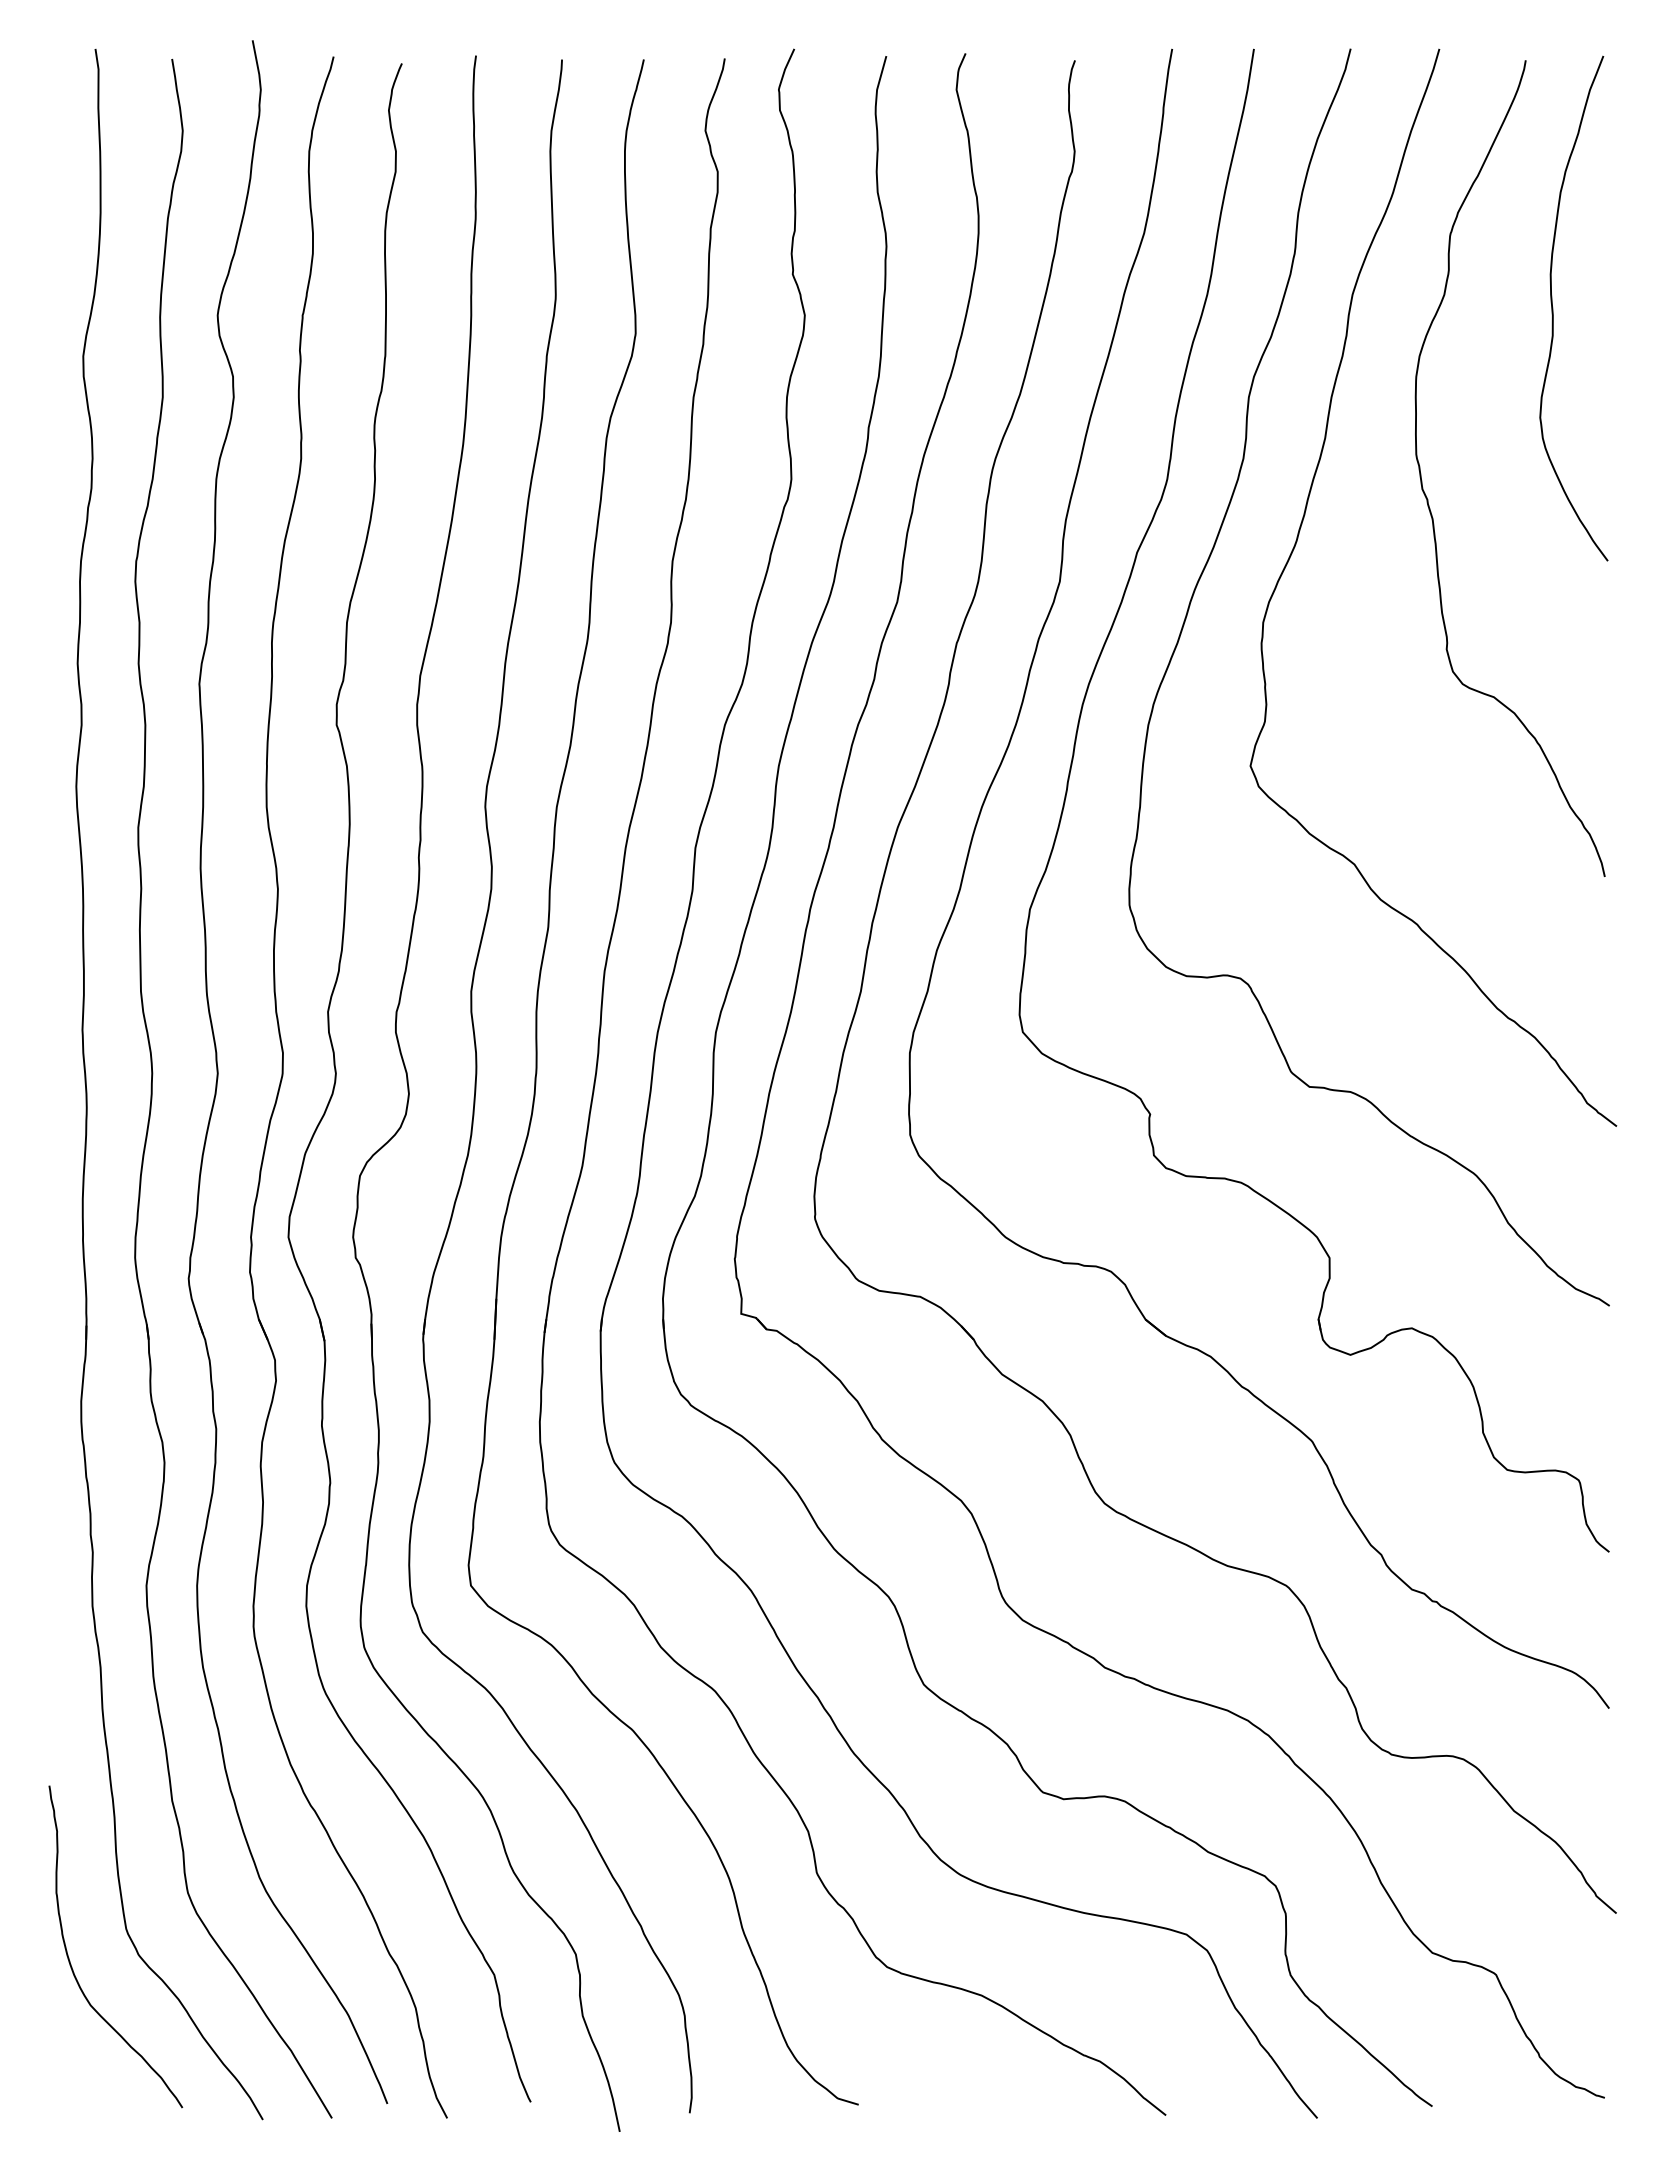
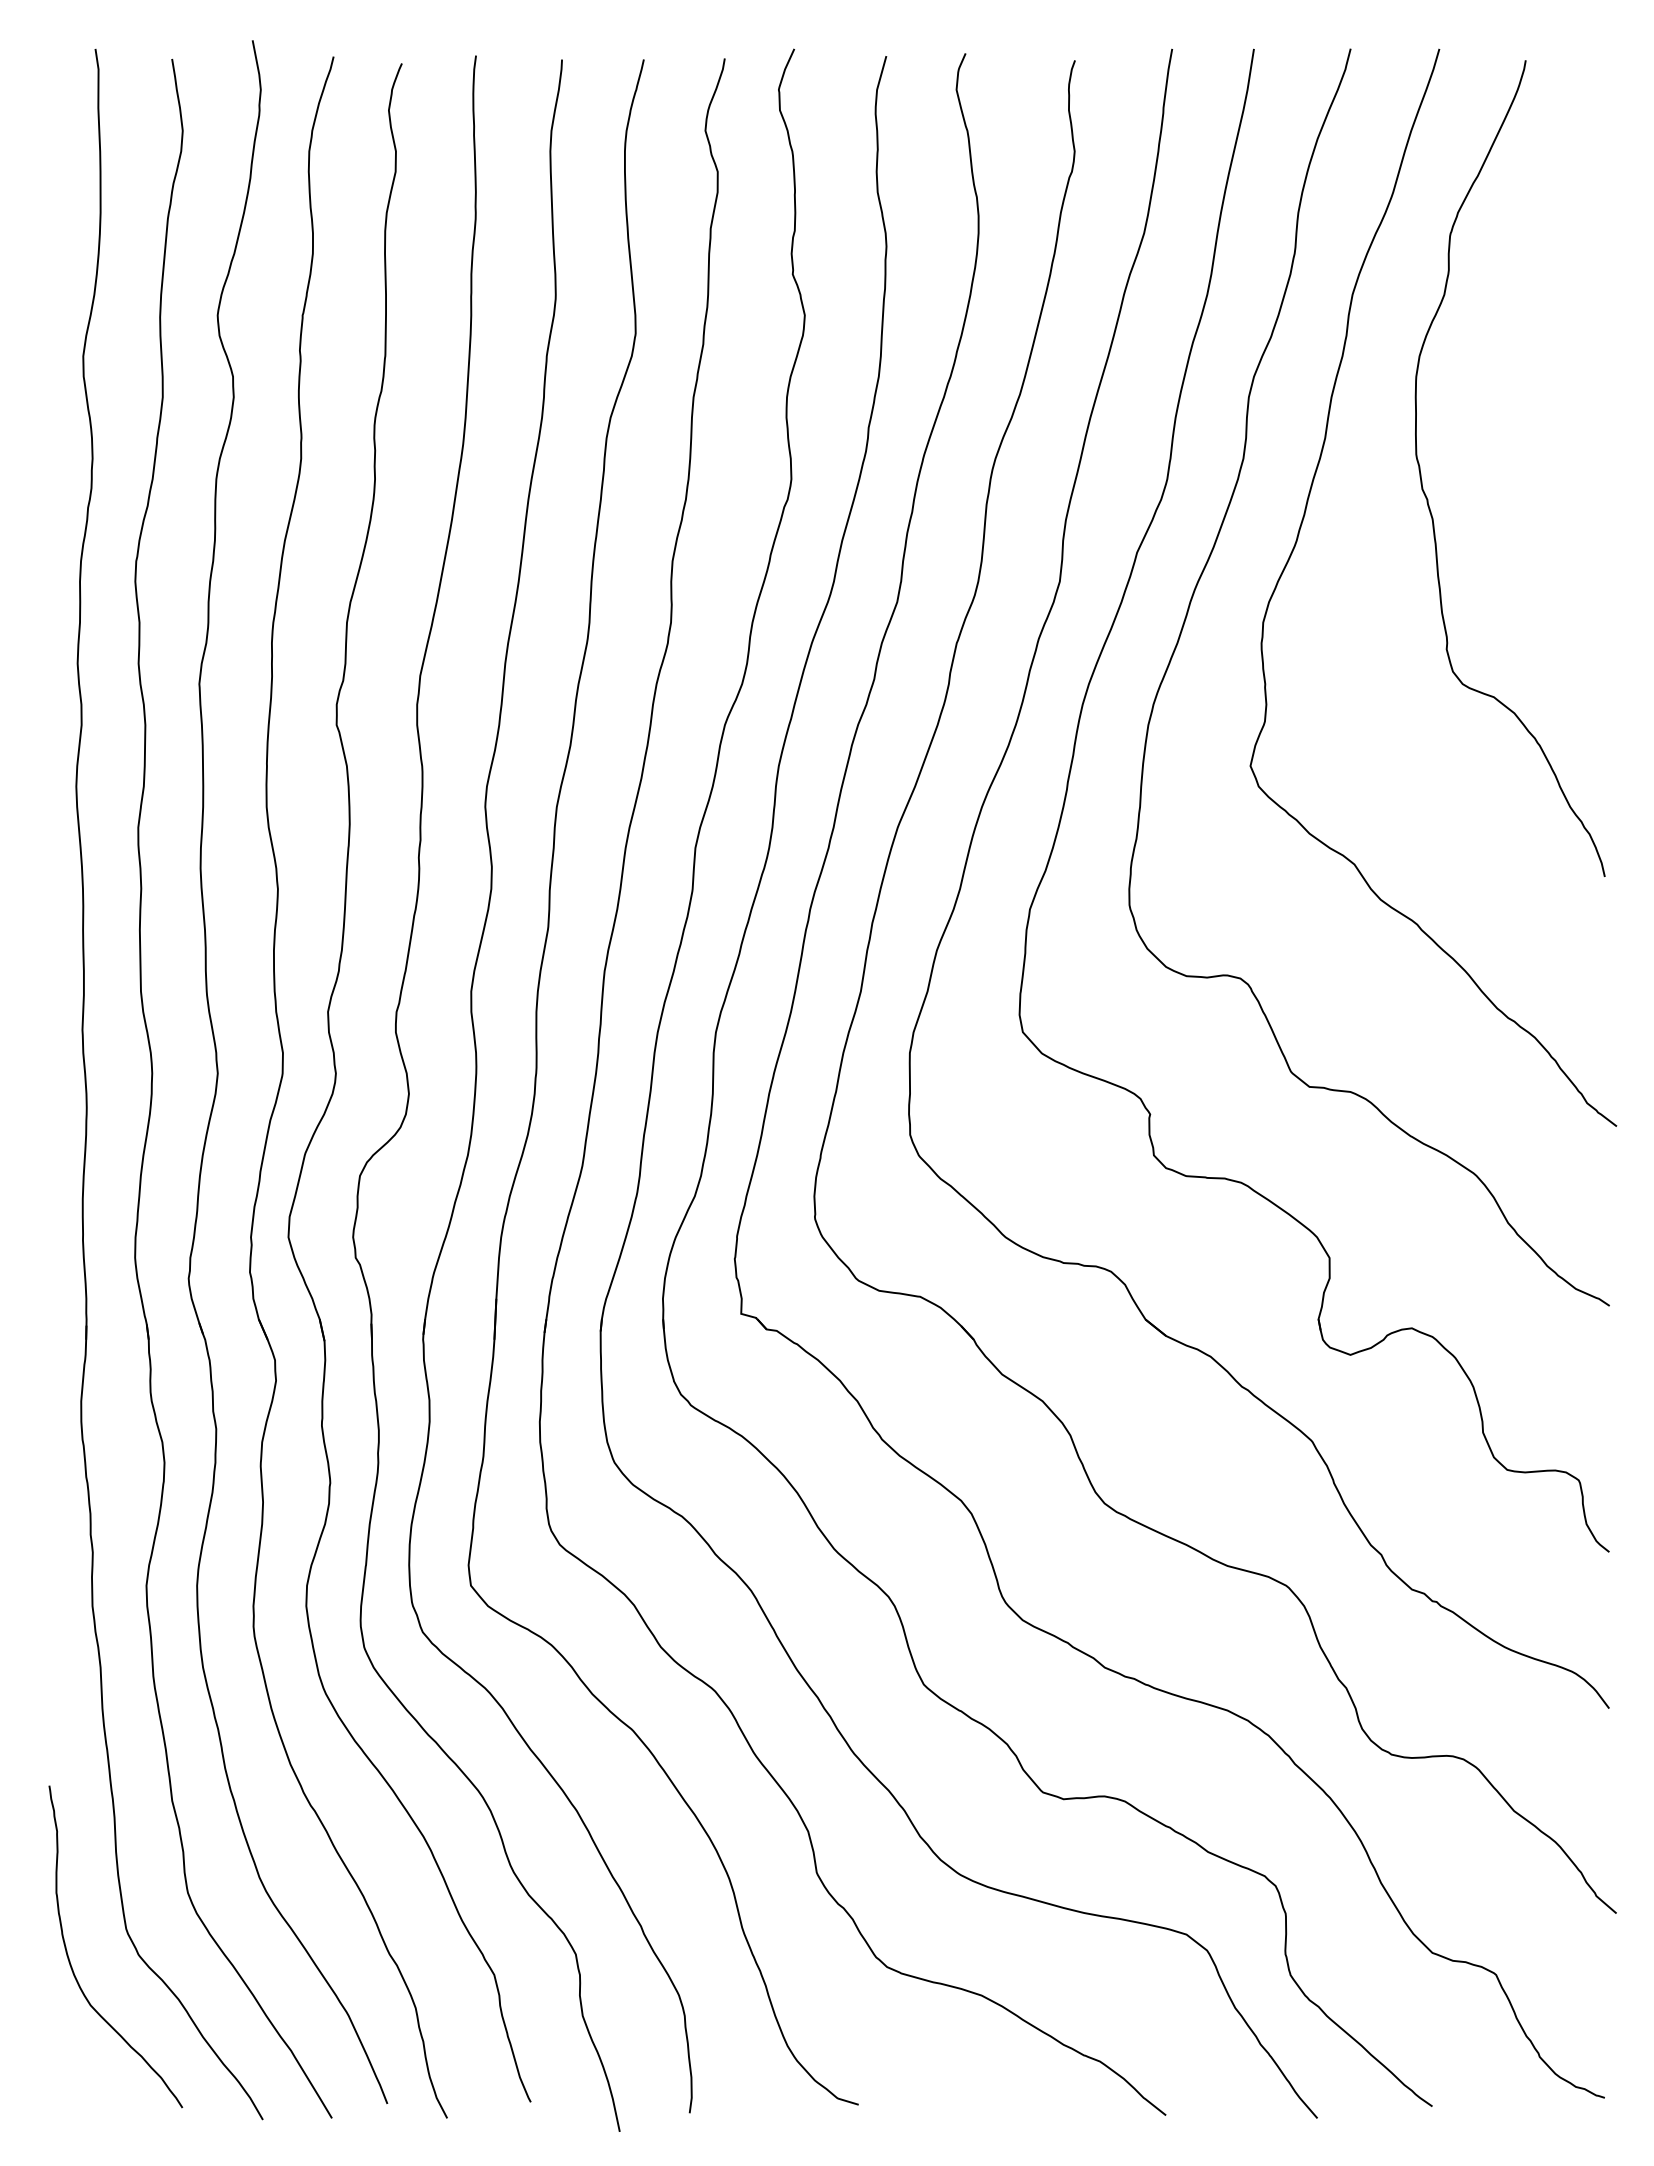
curve: present -> none (1553, 308)
